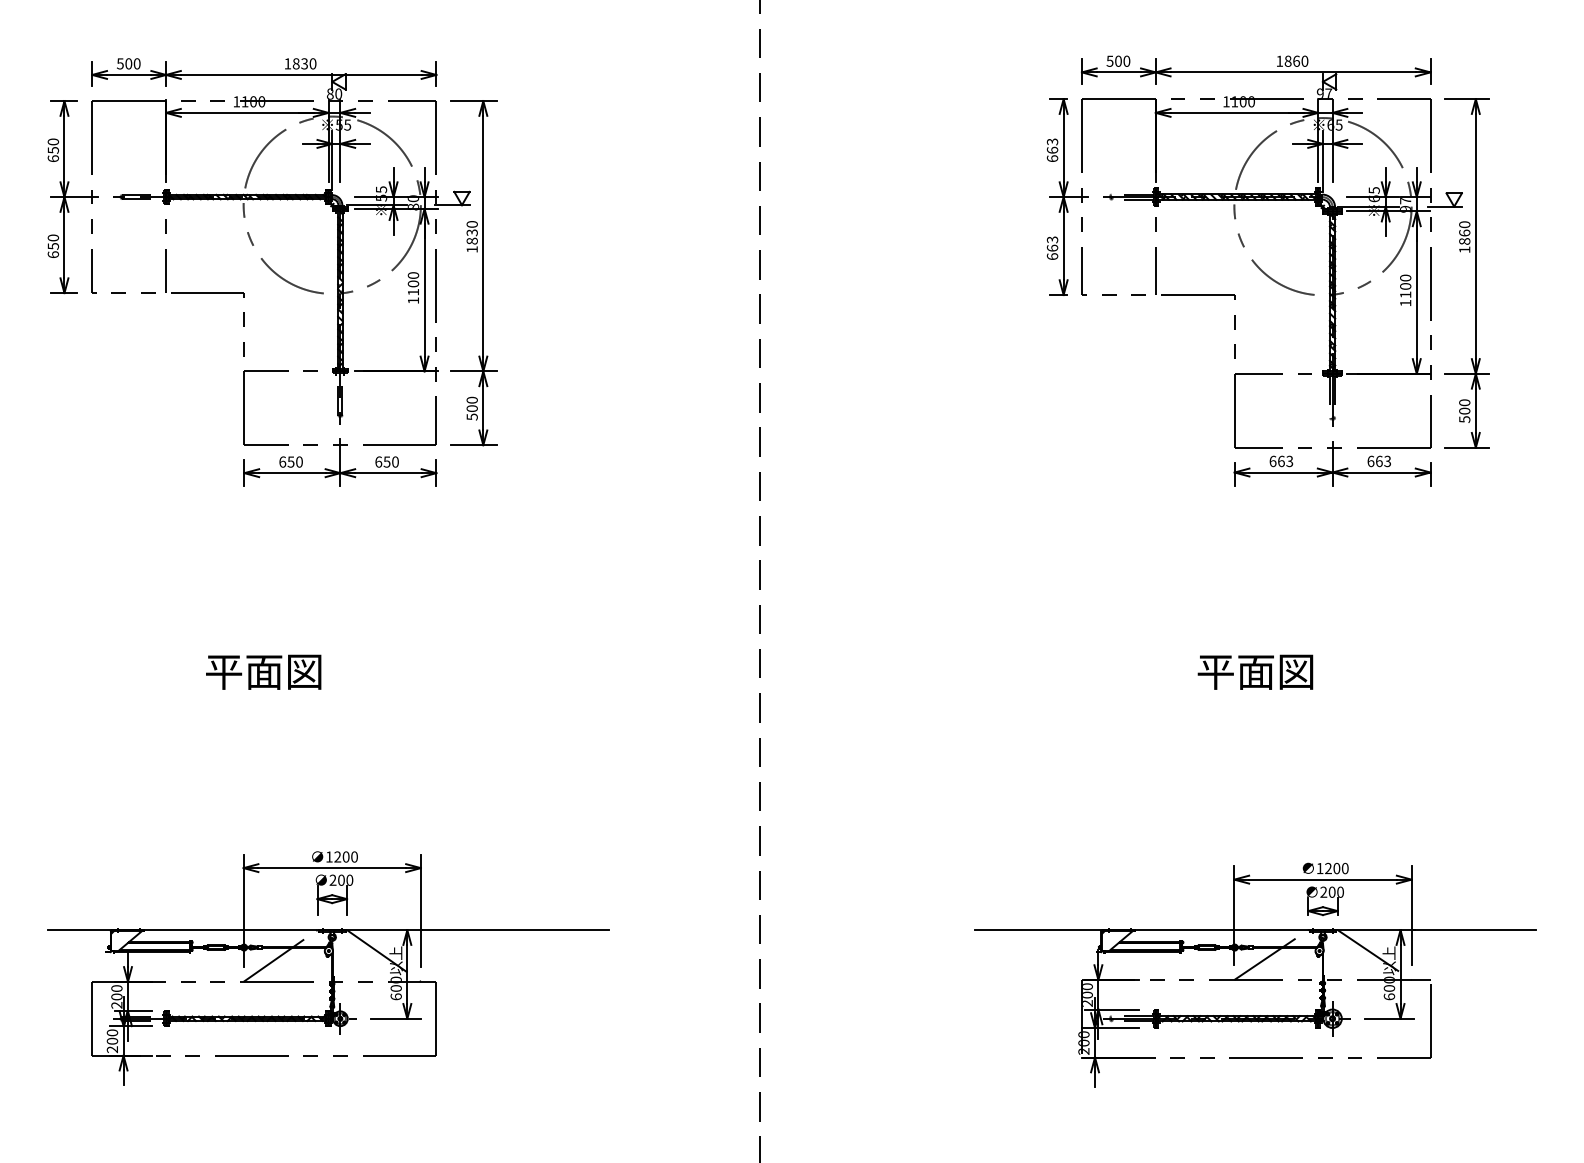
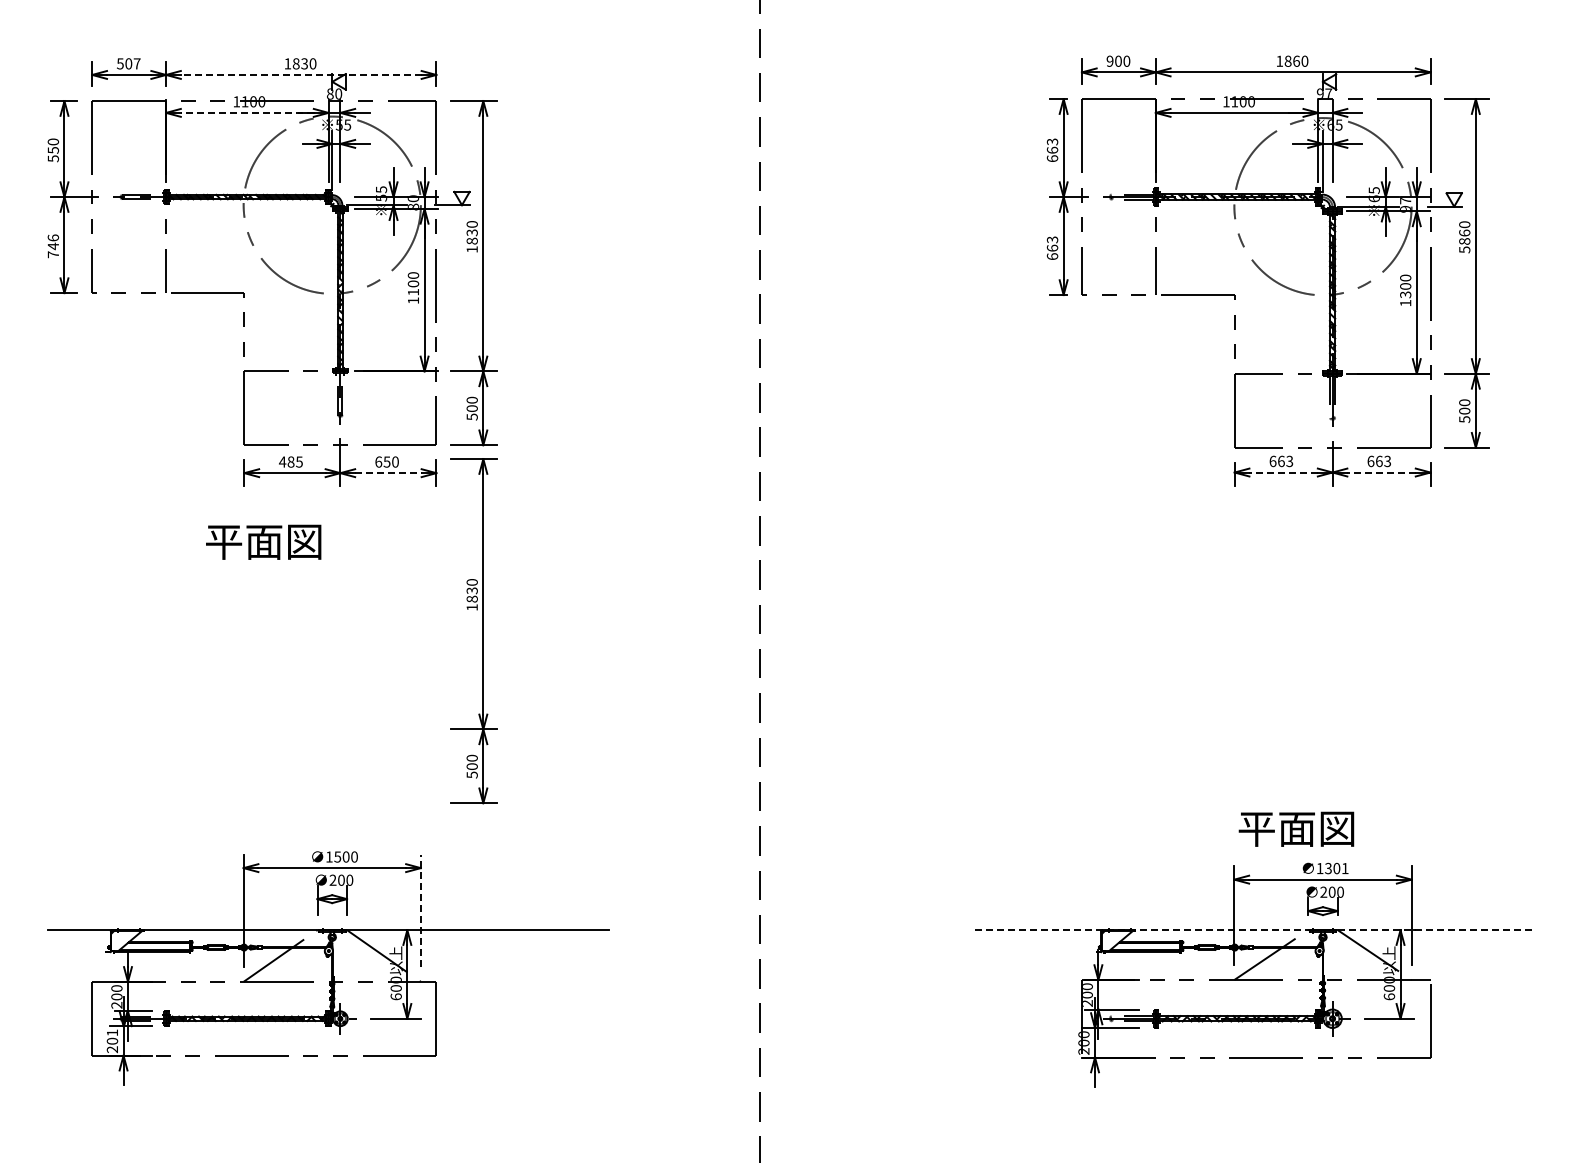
text: 500 -> 900 (1109, 60)
text: 500 -> 507 (136, 63)
line: solid -> dashed (300, 74)
line: solid -> dashed (246, 112)
text: 650 -> 550 (52, 158)
text: 650 -> 746 (53, 246)
text: 1860 -> 5860 (1464, 249)
text: 1100 -> 1300 (1405, 294)
text: 650 -> 485 (290, 461)
line: solid -> dashed (1283, 472)
line: solid -> dashed (1381, 472)
line: solid -> dashed (388, 473)
part: none -> present (482, 631)
text position: (263, 671) -> (263, 541) (263, 541)
text position: (1255, 671) -> (1296, 828) (1296, 828)
text: 1200 -> 1500 (337, 856)
text: 1200 -> 1301 (1336, 868)
line: solid -> dashed (420, 910)
line: solid -> dashed (1255, 930)
text: 200 -> 201 (112, 1032)
